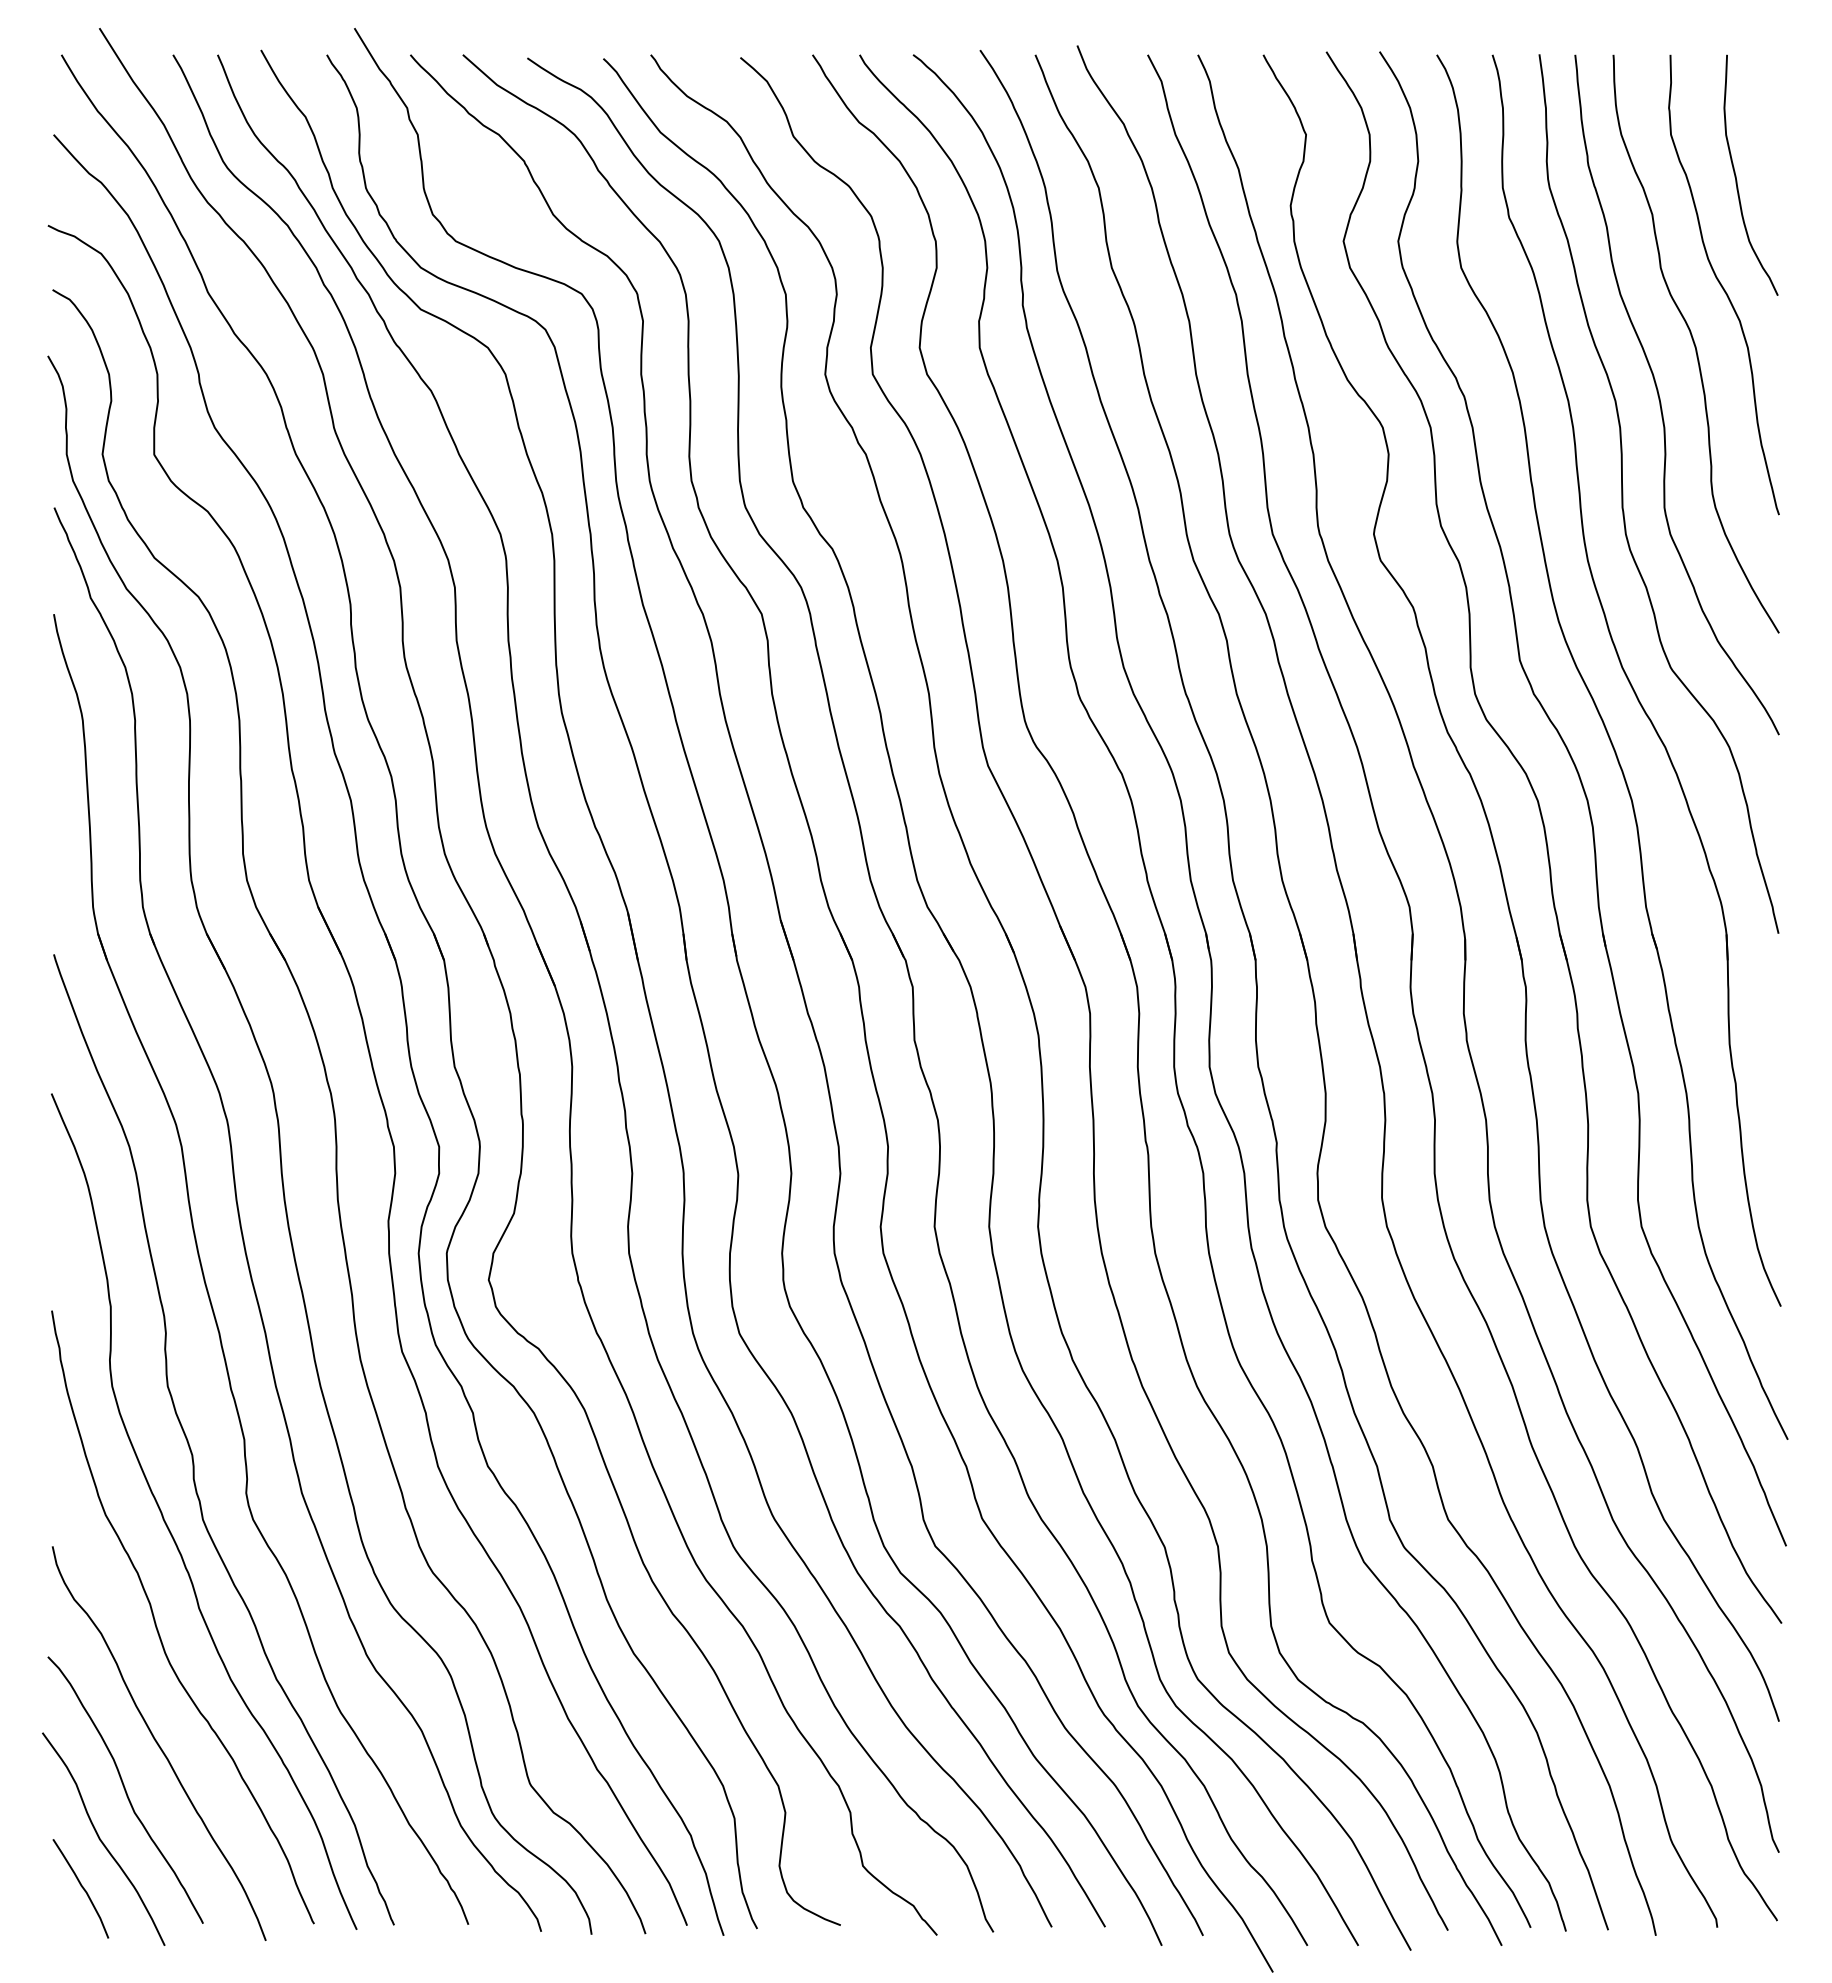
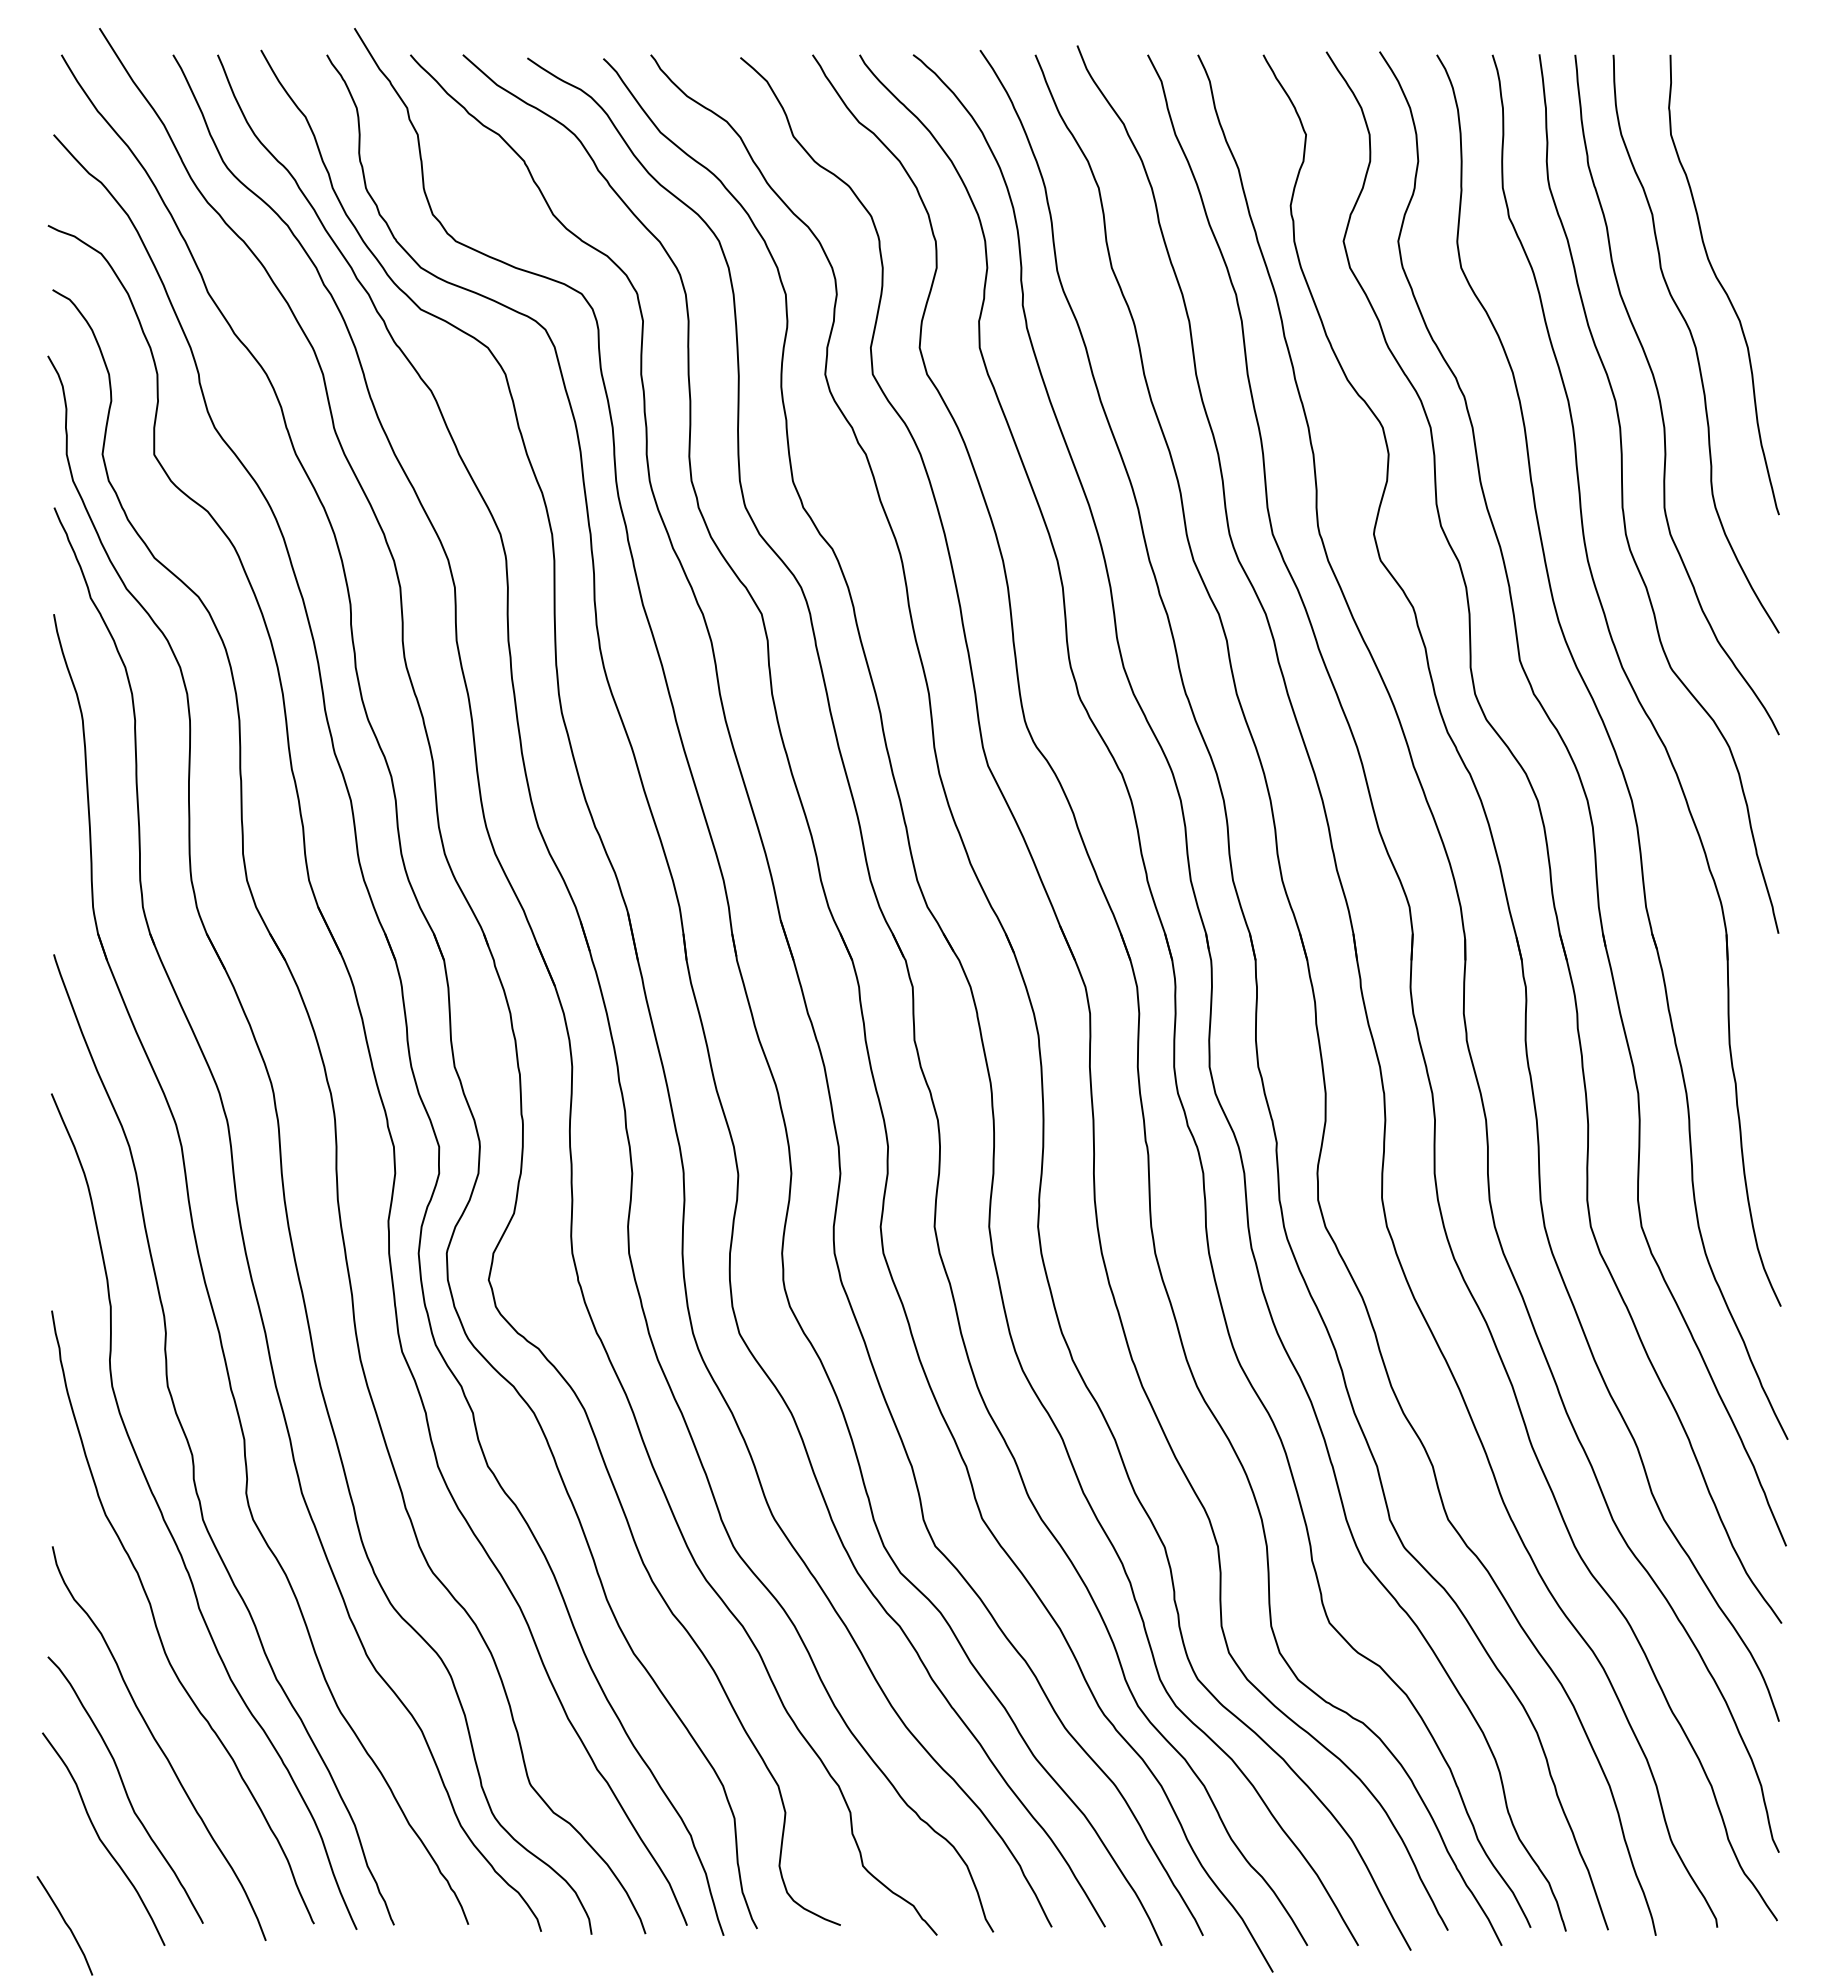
curve: present -> none (1736, 175)
curve position: (81, 1887) -> (65, 1924) (65, 1924)
